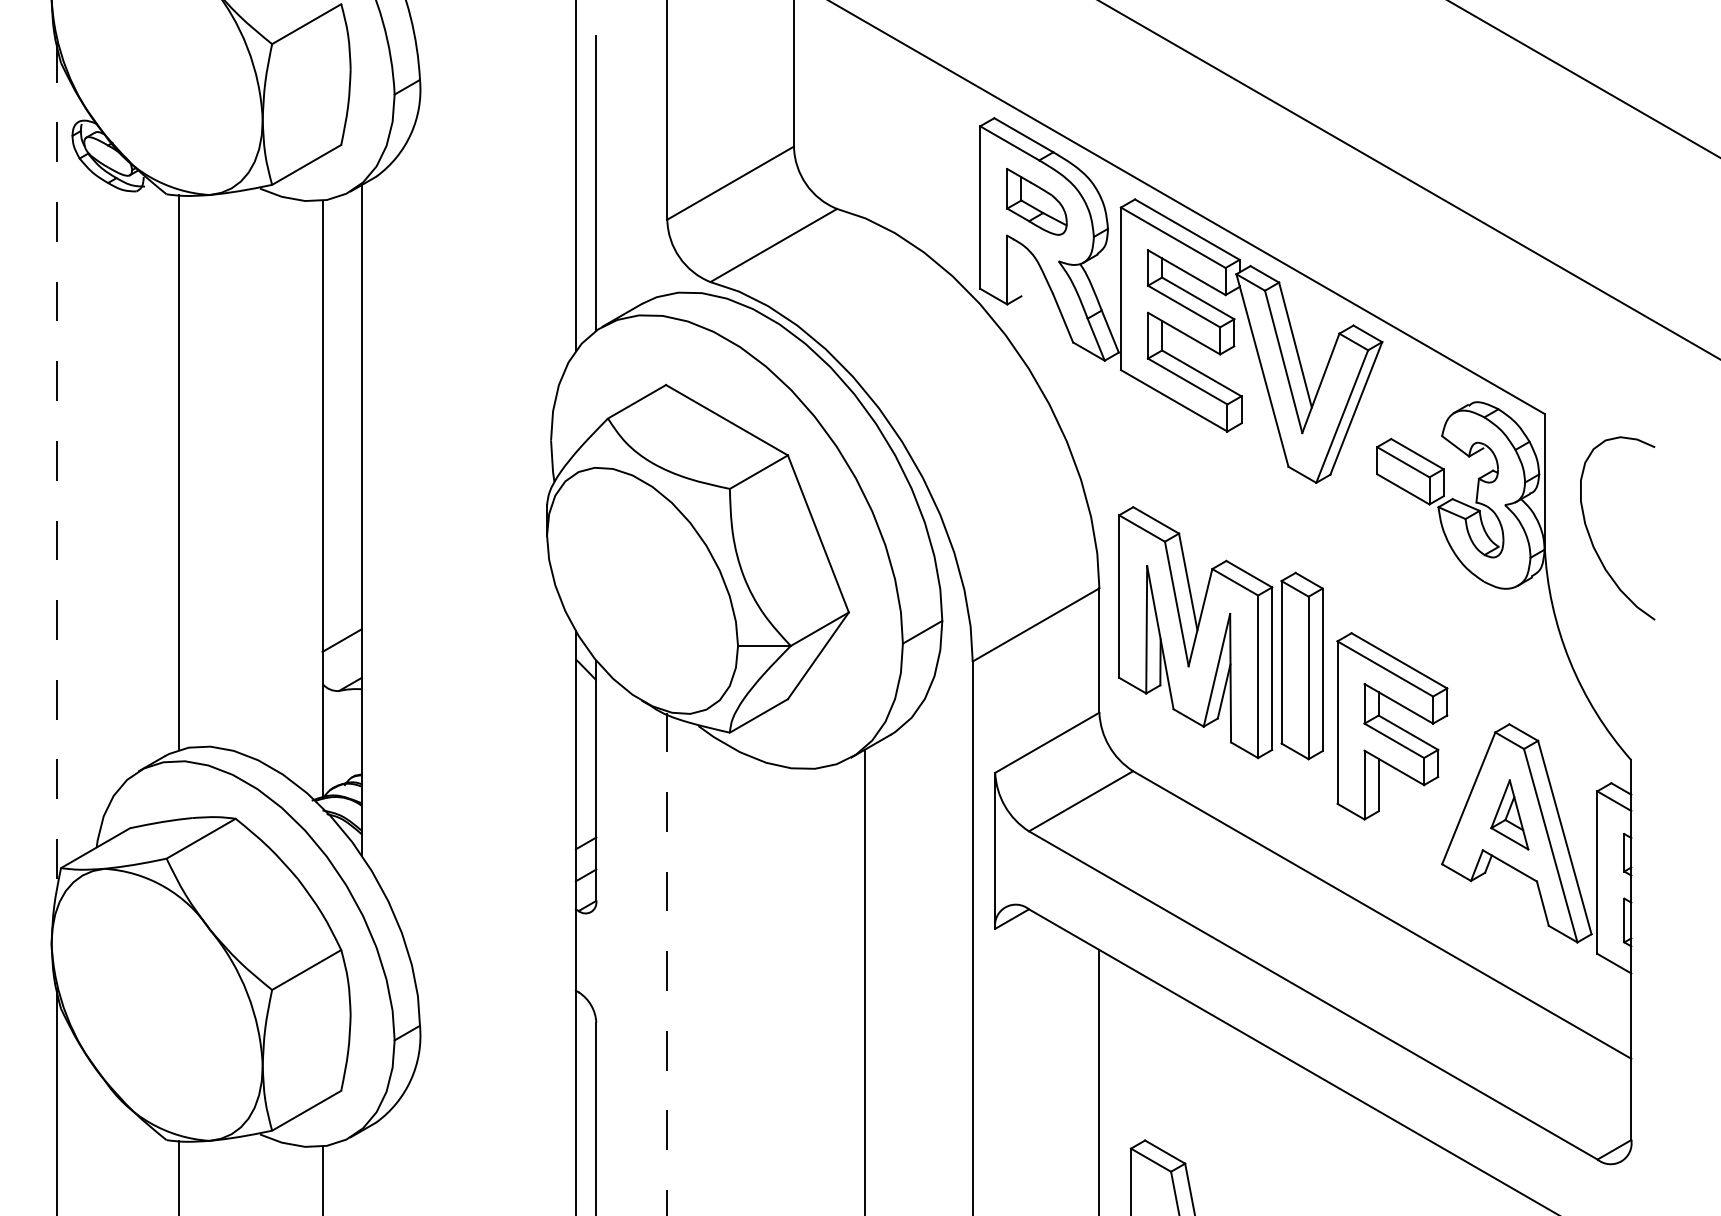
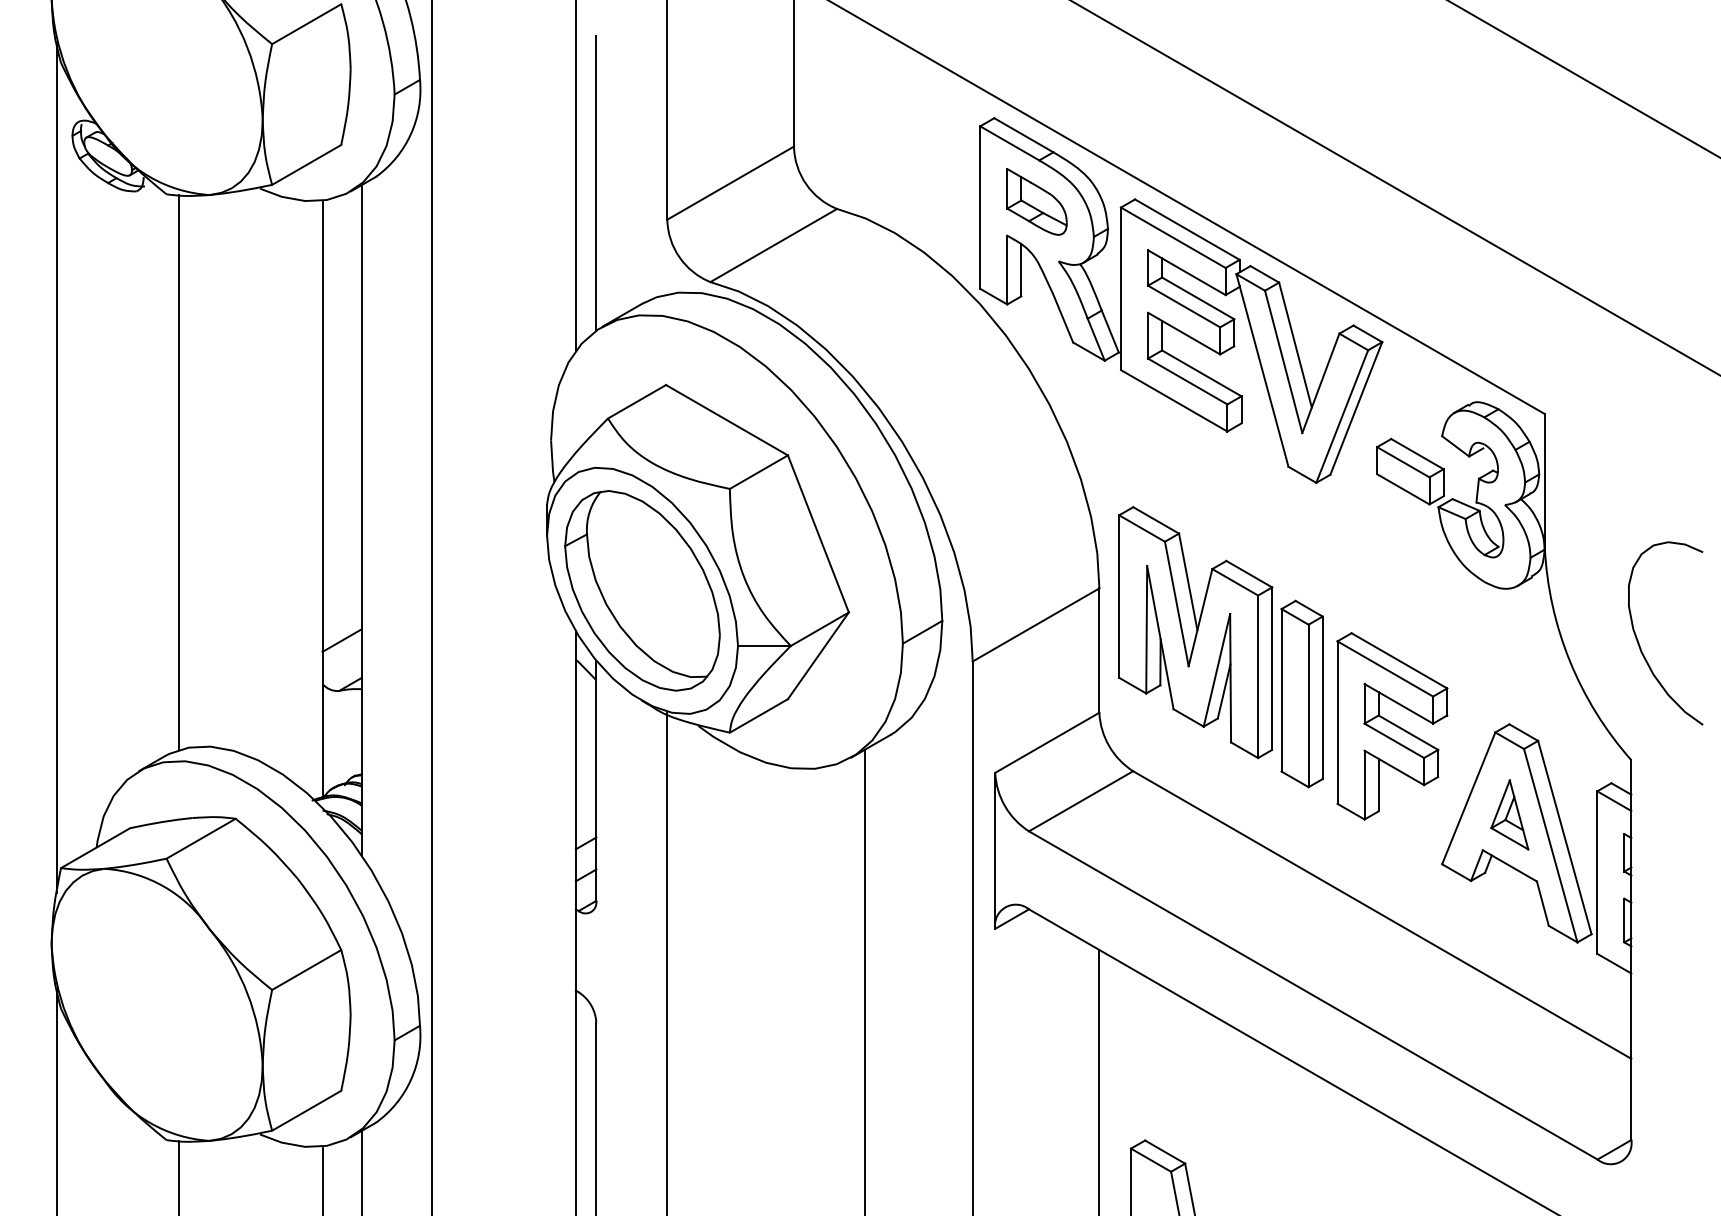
line position: (1409, 179) -> (1395, 187) (1395, 187)
line: none -> present (1021, 270)
line: dashed -> solid (56, 468)
curve position: (1591, 537) -> (1639, 642) (1639, 642)
part: none -> present (642, 590)
line: none -> present (432, 607)
part position: (1301, 665) -> (1301, 693) (1301, 693)
line: dashed -> solid (666, 963)
line: none -> present (361, 1171)
